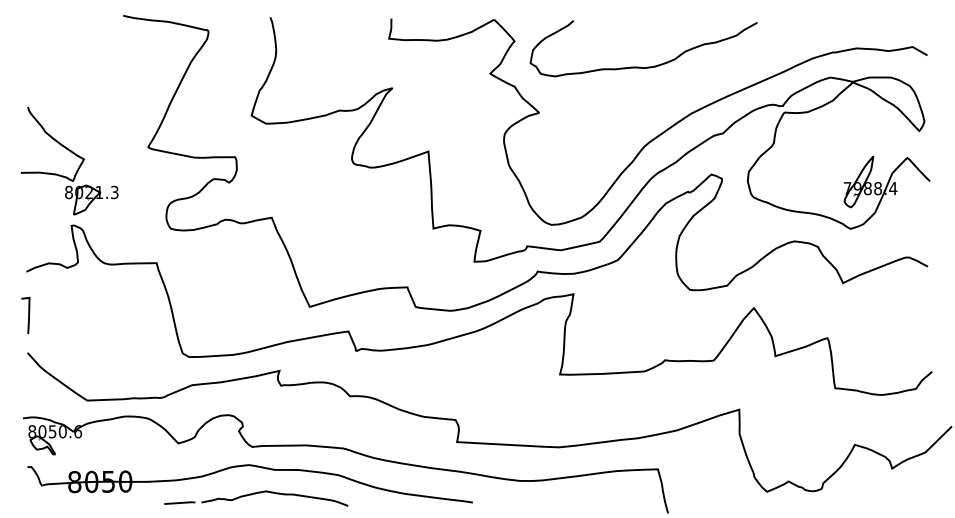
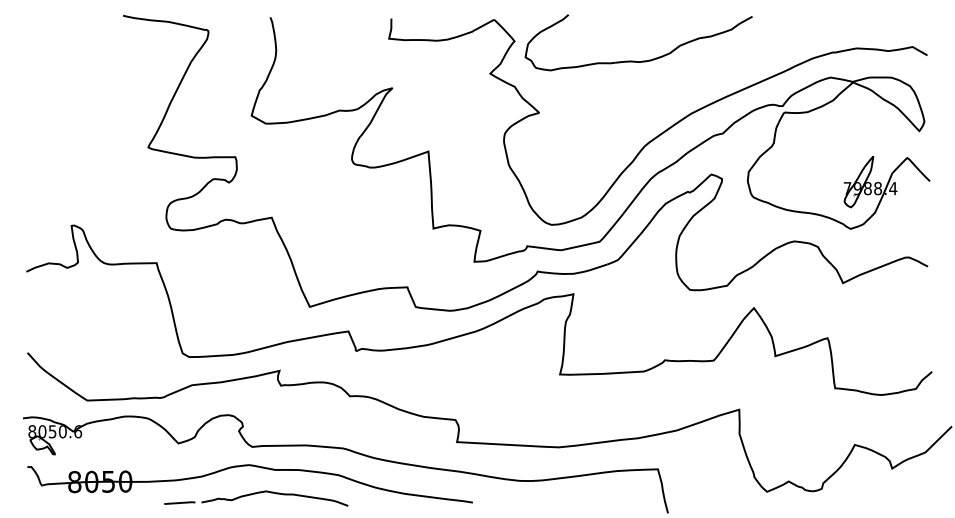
part position: (640, 66) -> (635, 60) (635, 60)
part: present -> none (73, 154)
line: present -> none (28, 315)
